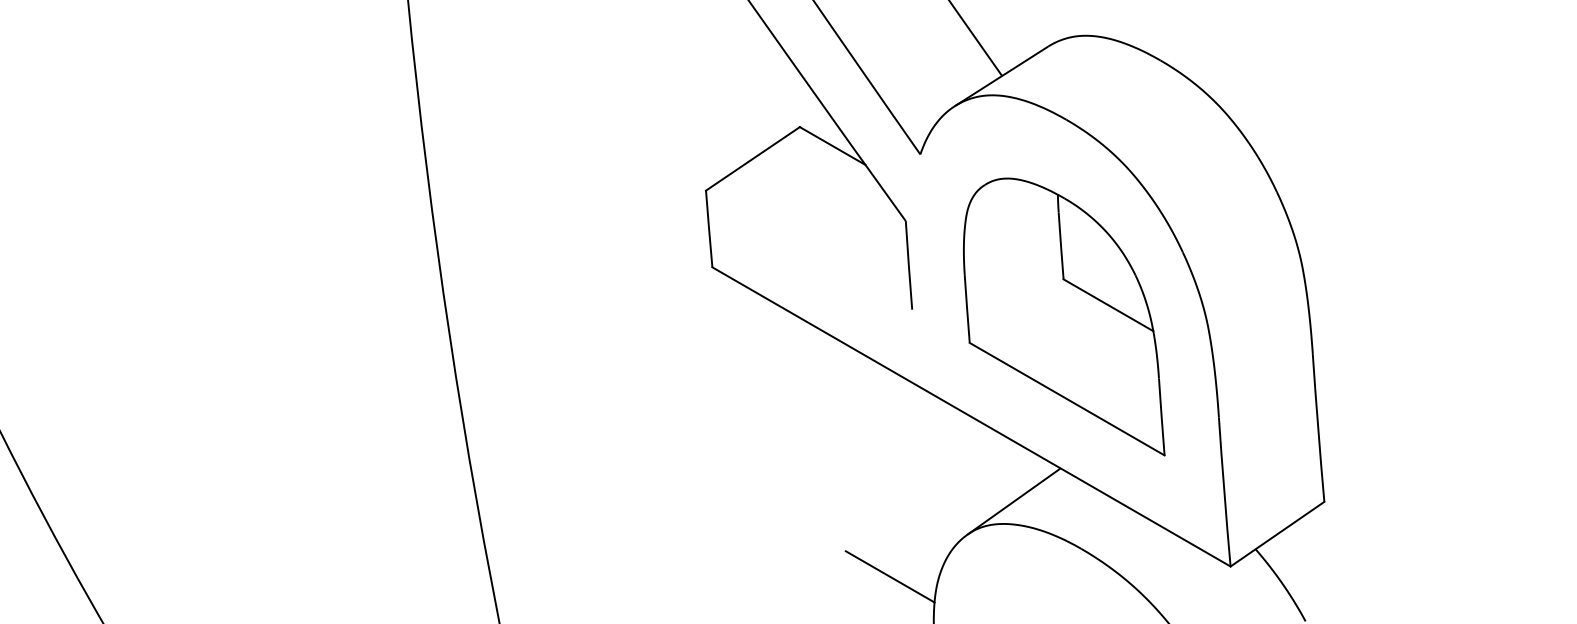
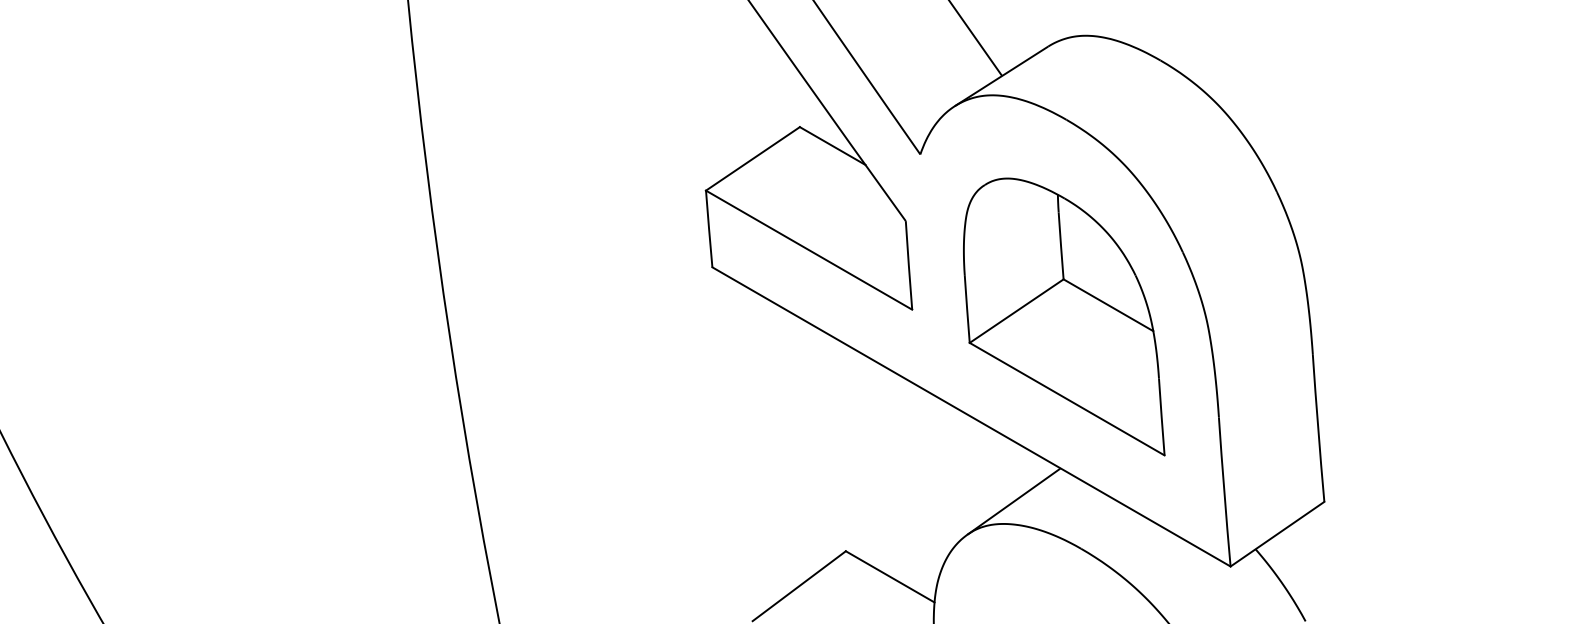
line: none -> present (809, 249)
line: none -> present (1016, 310)
line: none -> present (799, 585)
